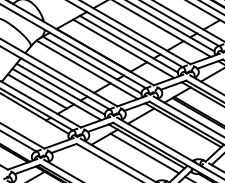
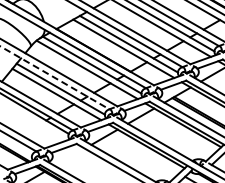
line: solid -> dashed (55, 77)
line: present -> none (36, 91)
line: present -> none (144, 153)
